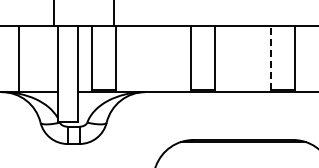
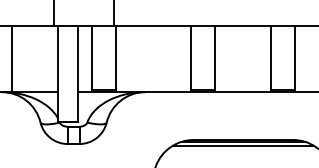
line: dashed -> solid (271, 58)
line position: (18, 59) -> (11, 59) (11, 59)
line: none -> present (243, 145)
